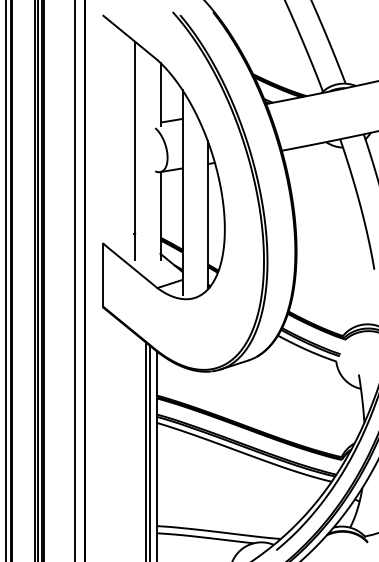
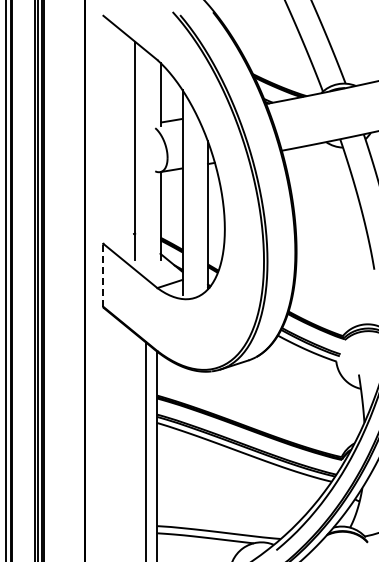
line: solid -> dashed (103, 274)
line: present -> none (74, 280)
line: present -> none (150, 452)
